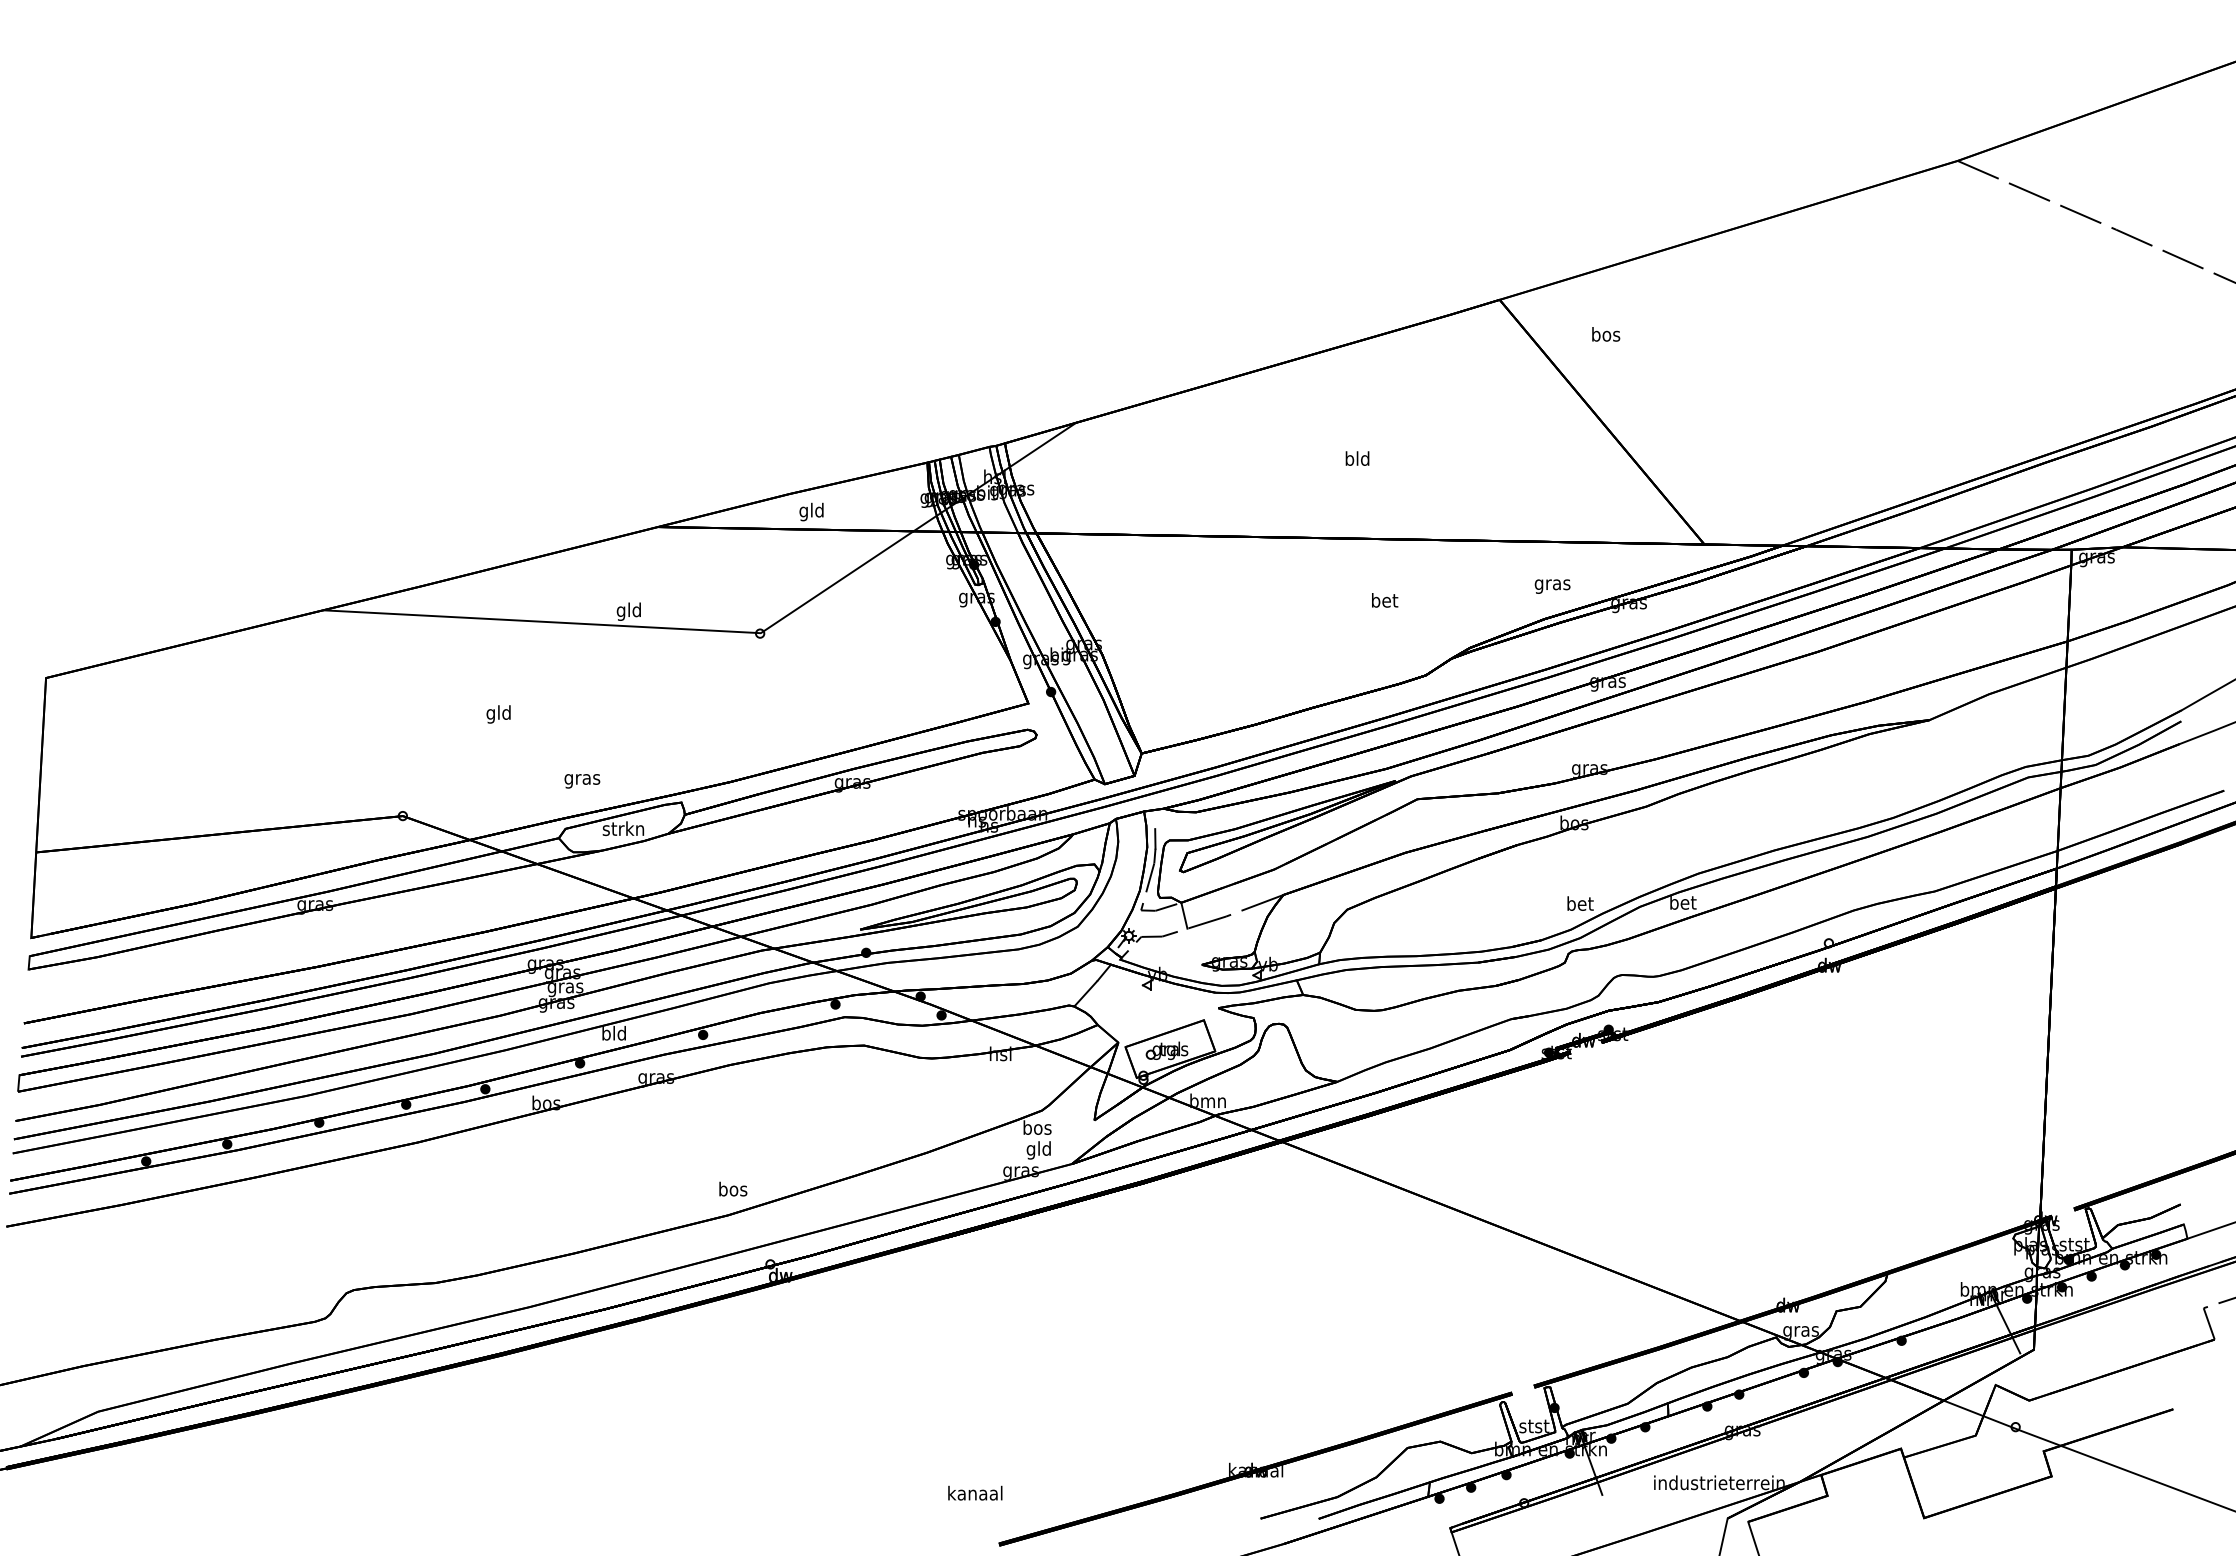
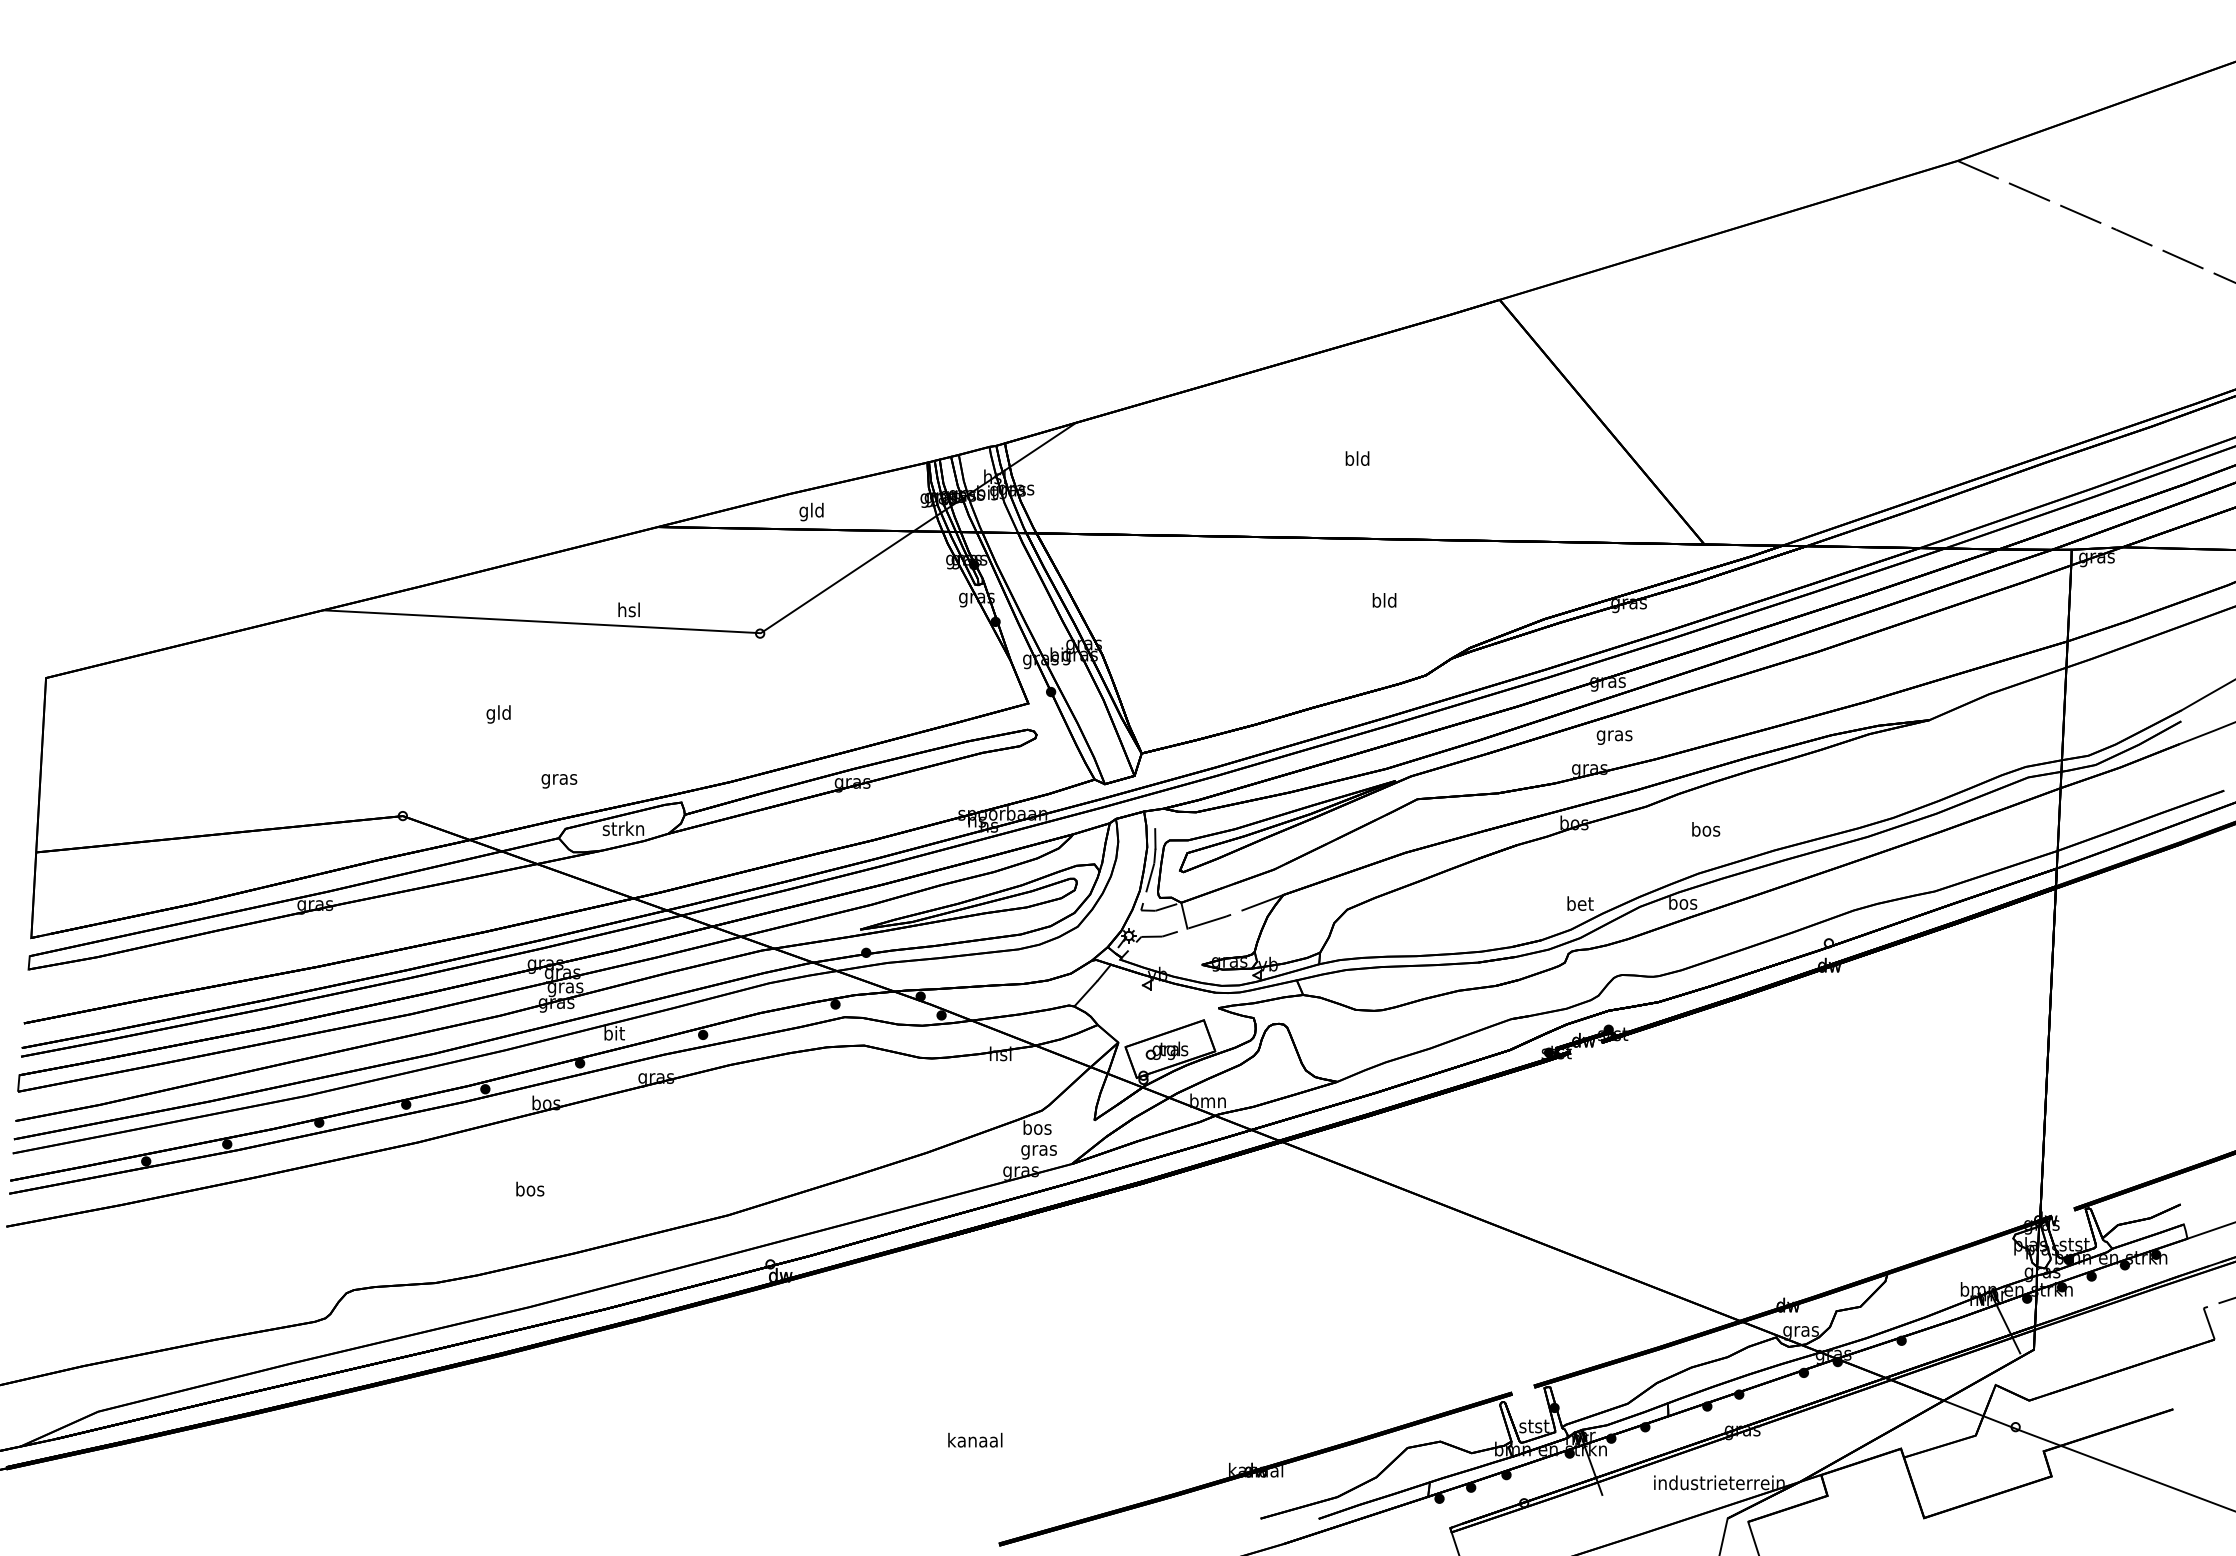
text position: (1606, 334) -> (1706, 829) (1706, 829)
text position: (1552, 586) -> (1614, 737) (1614, 737)
text: bet -> bld (1385, 600)
text: gld -> hsl (628, 611)
text position: (582, 781) -> (559, 781) (559, 781)
text: bet -> bos (1683, 902)
text: bld -> bit (613, 1032)
text: gld -> gras (1038, 1150)
text position: (733, 1188) -> (530, 1188) (530, 1188)
text position: (975, 1492) -> (975, 1439) (975, 1439)
